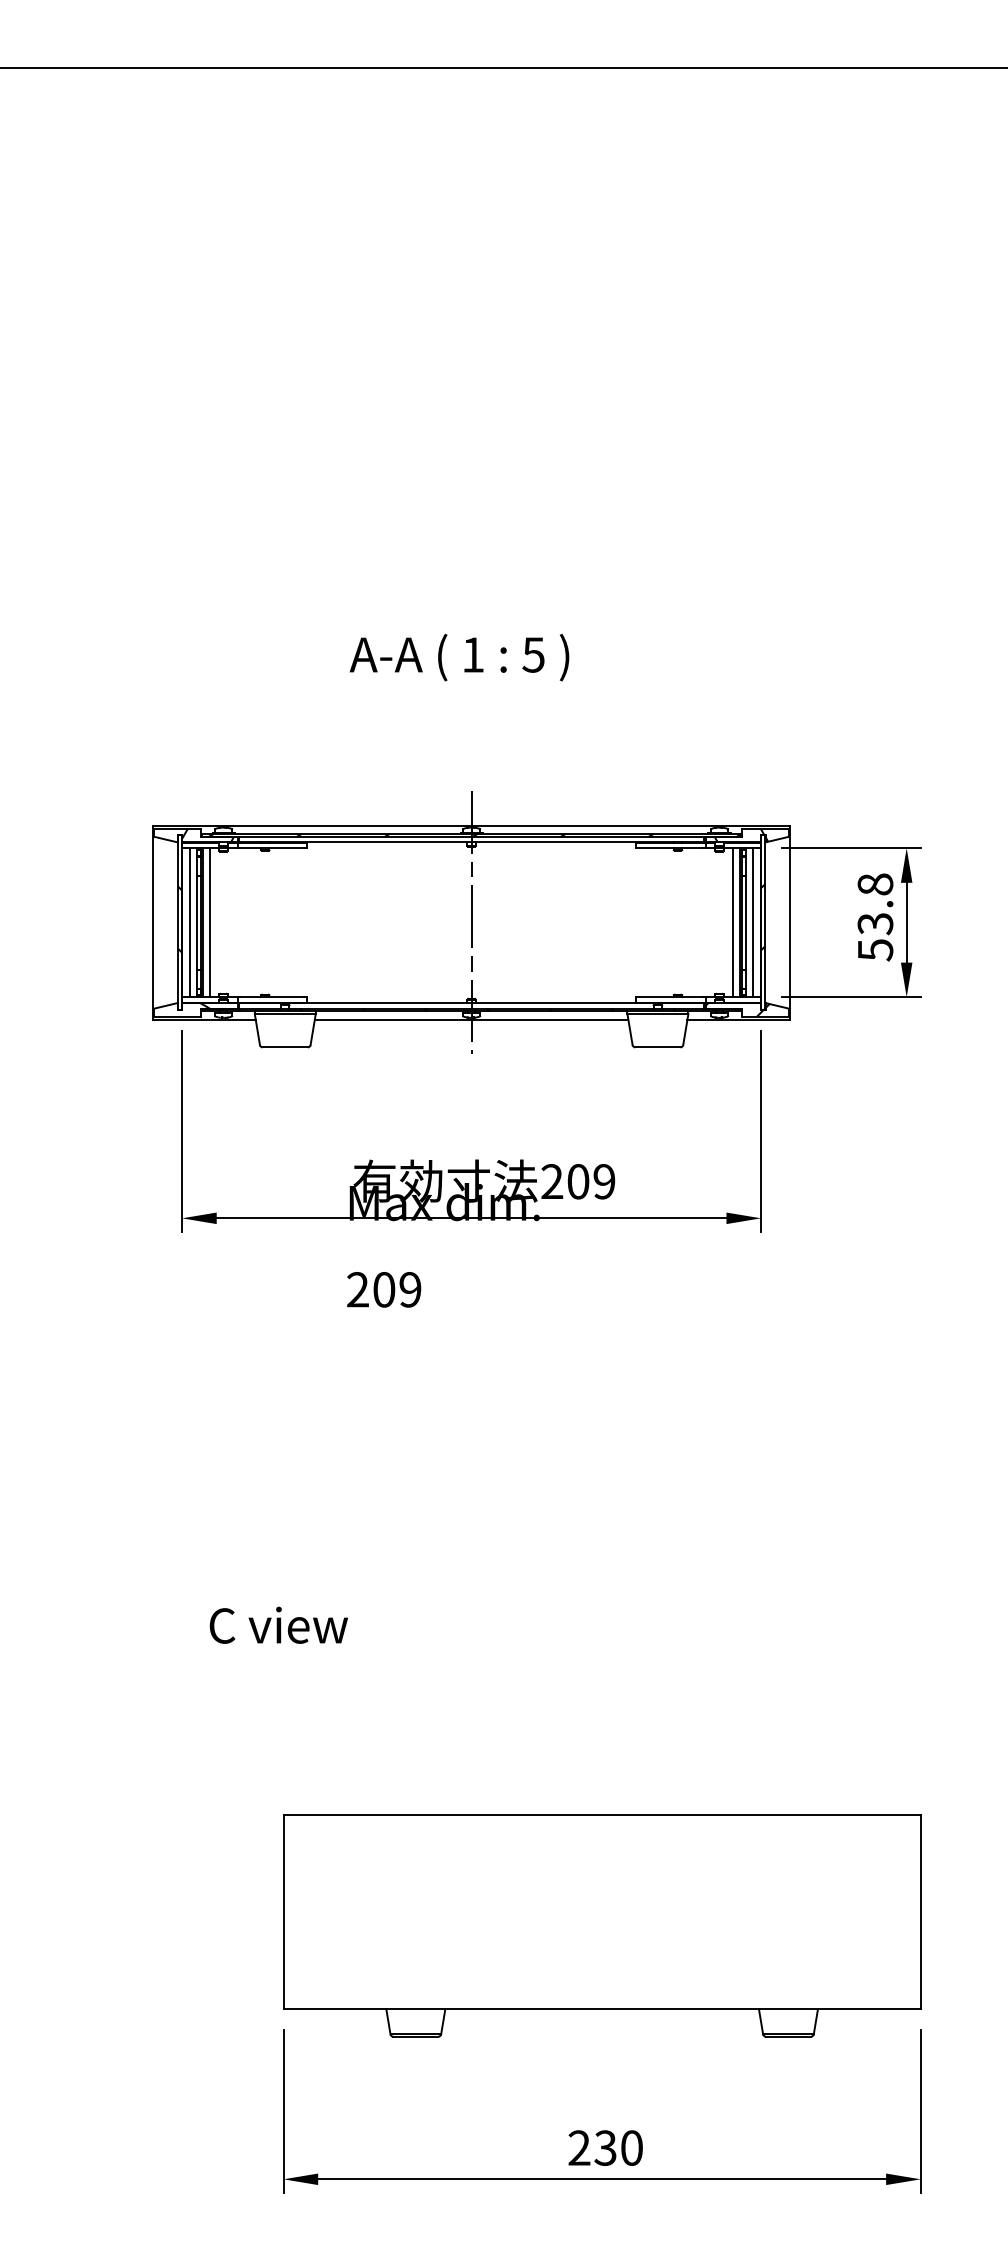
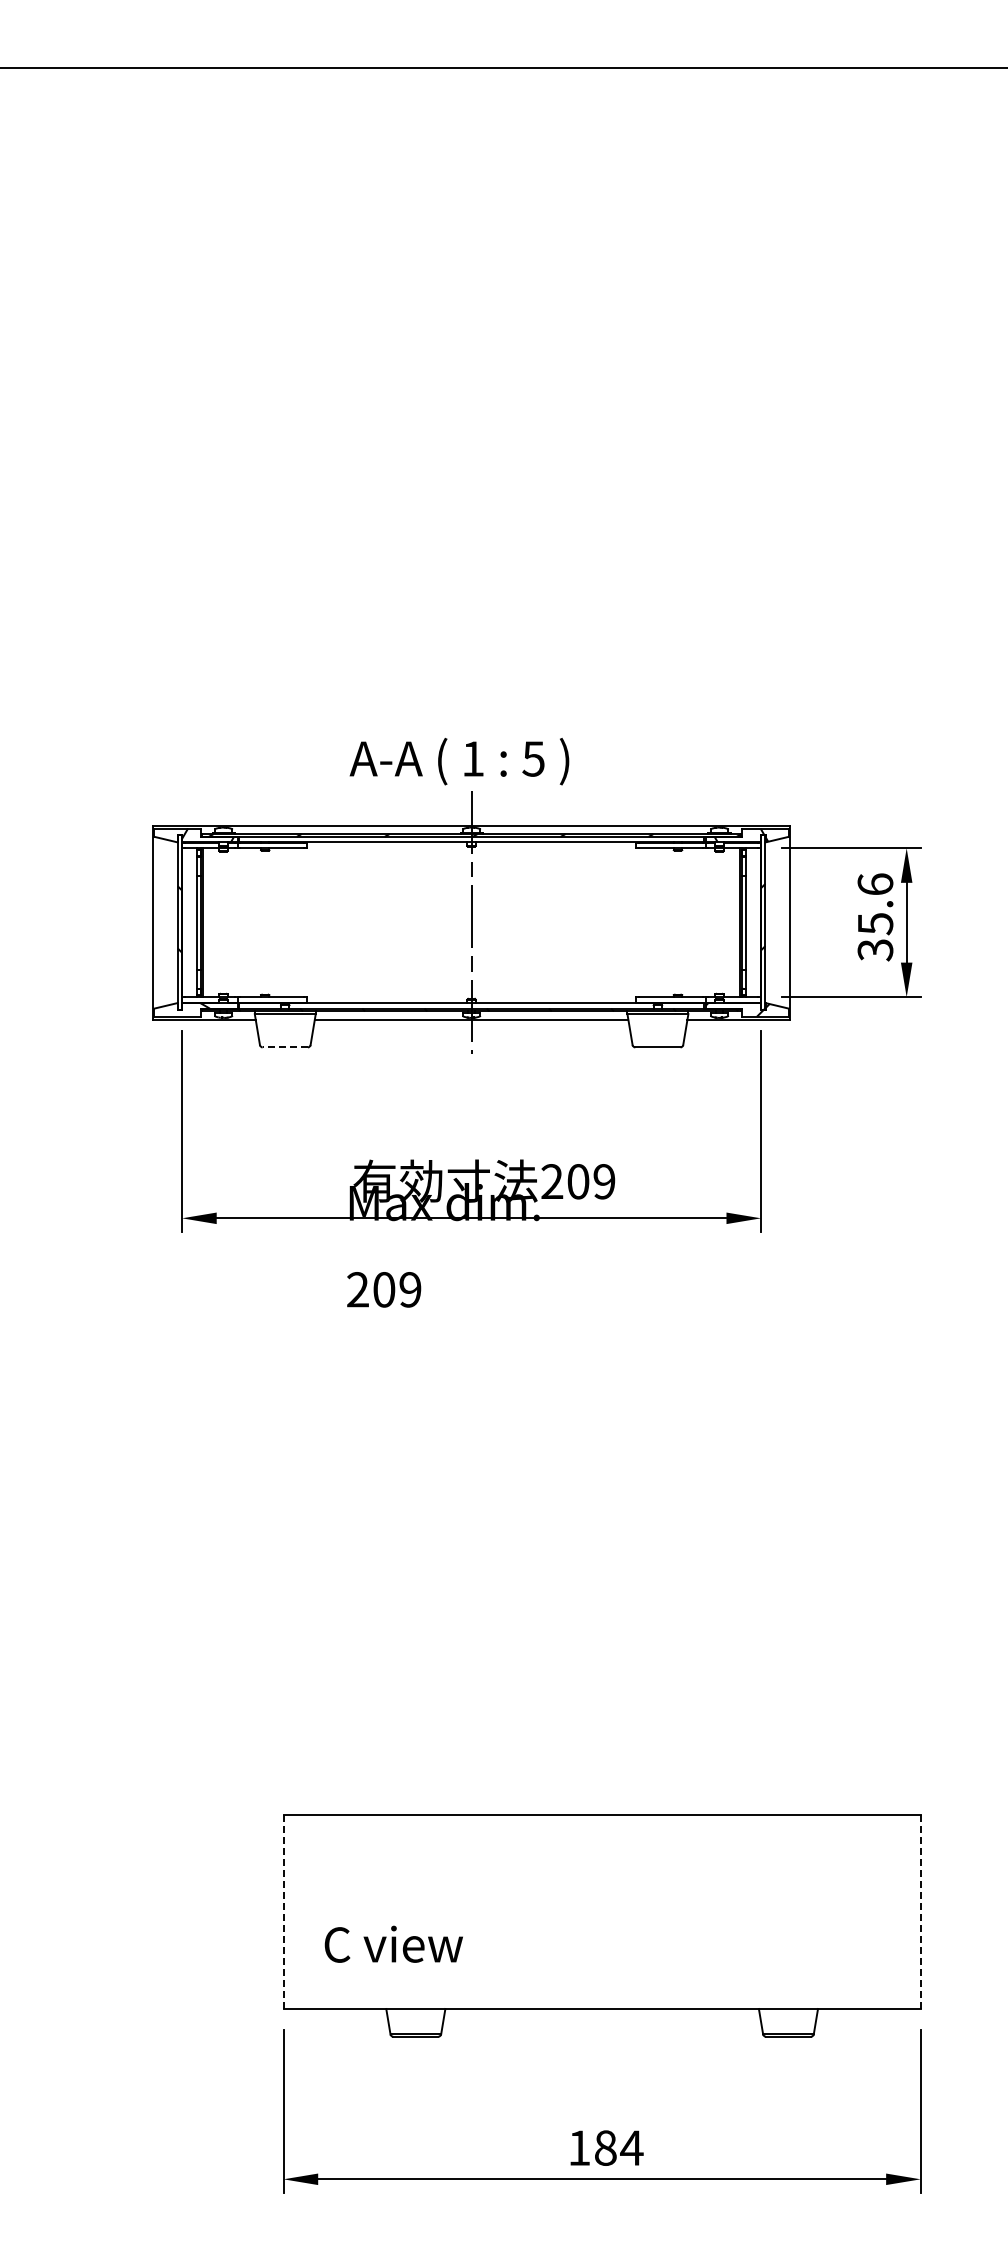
text position: (459, 657) -> (459, 761) (459, 761)
text: 53.8 -> 35.6 (875, 917)
line: present -> none (190, 922)
line: present -> none (209, 922)
line: present -> none (733, 922)
line: present -> none (752, 922)
line: solid -> dashed (285, 1047)
text position: (278, 1624) -> (393, 1943) (393, 1943)
line: solid -> dashed (283, 1912)
line: solid -> dashed (920, 1912)
text: 230 -> 184 (605, 2147)
